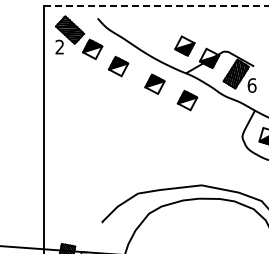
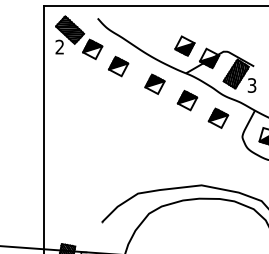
line: dashed -> solid (156, 5)
text: 6 -> 3 (251, 85)
part: none -> present (218, 117)
